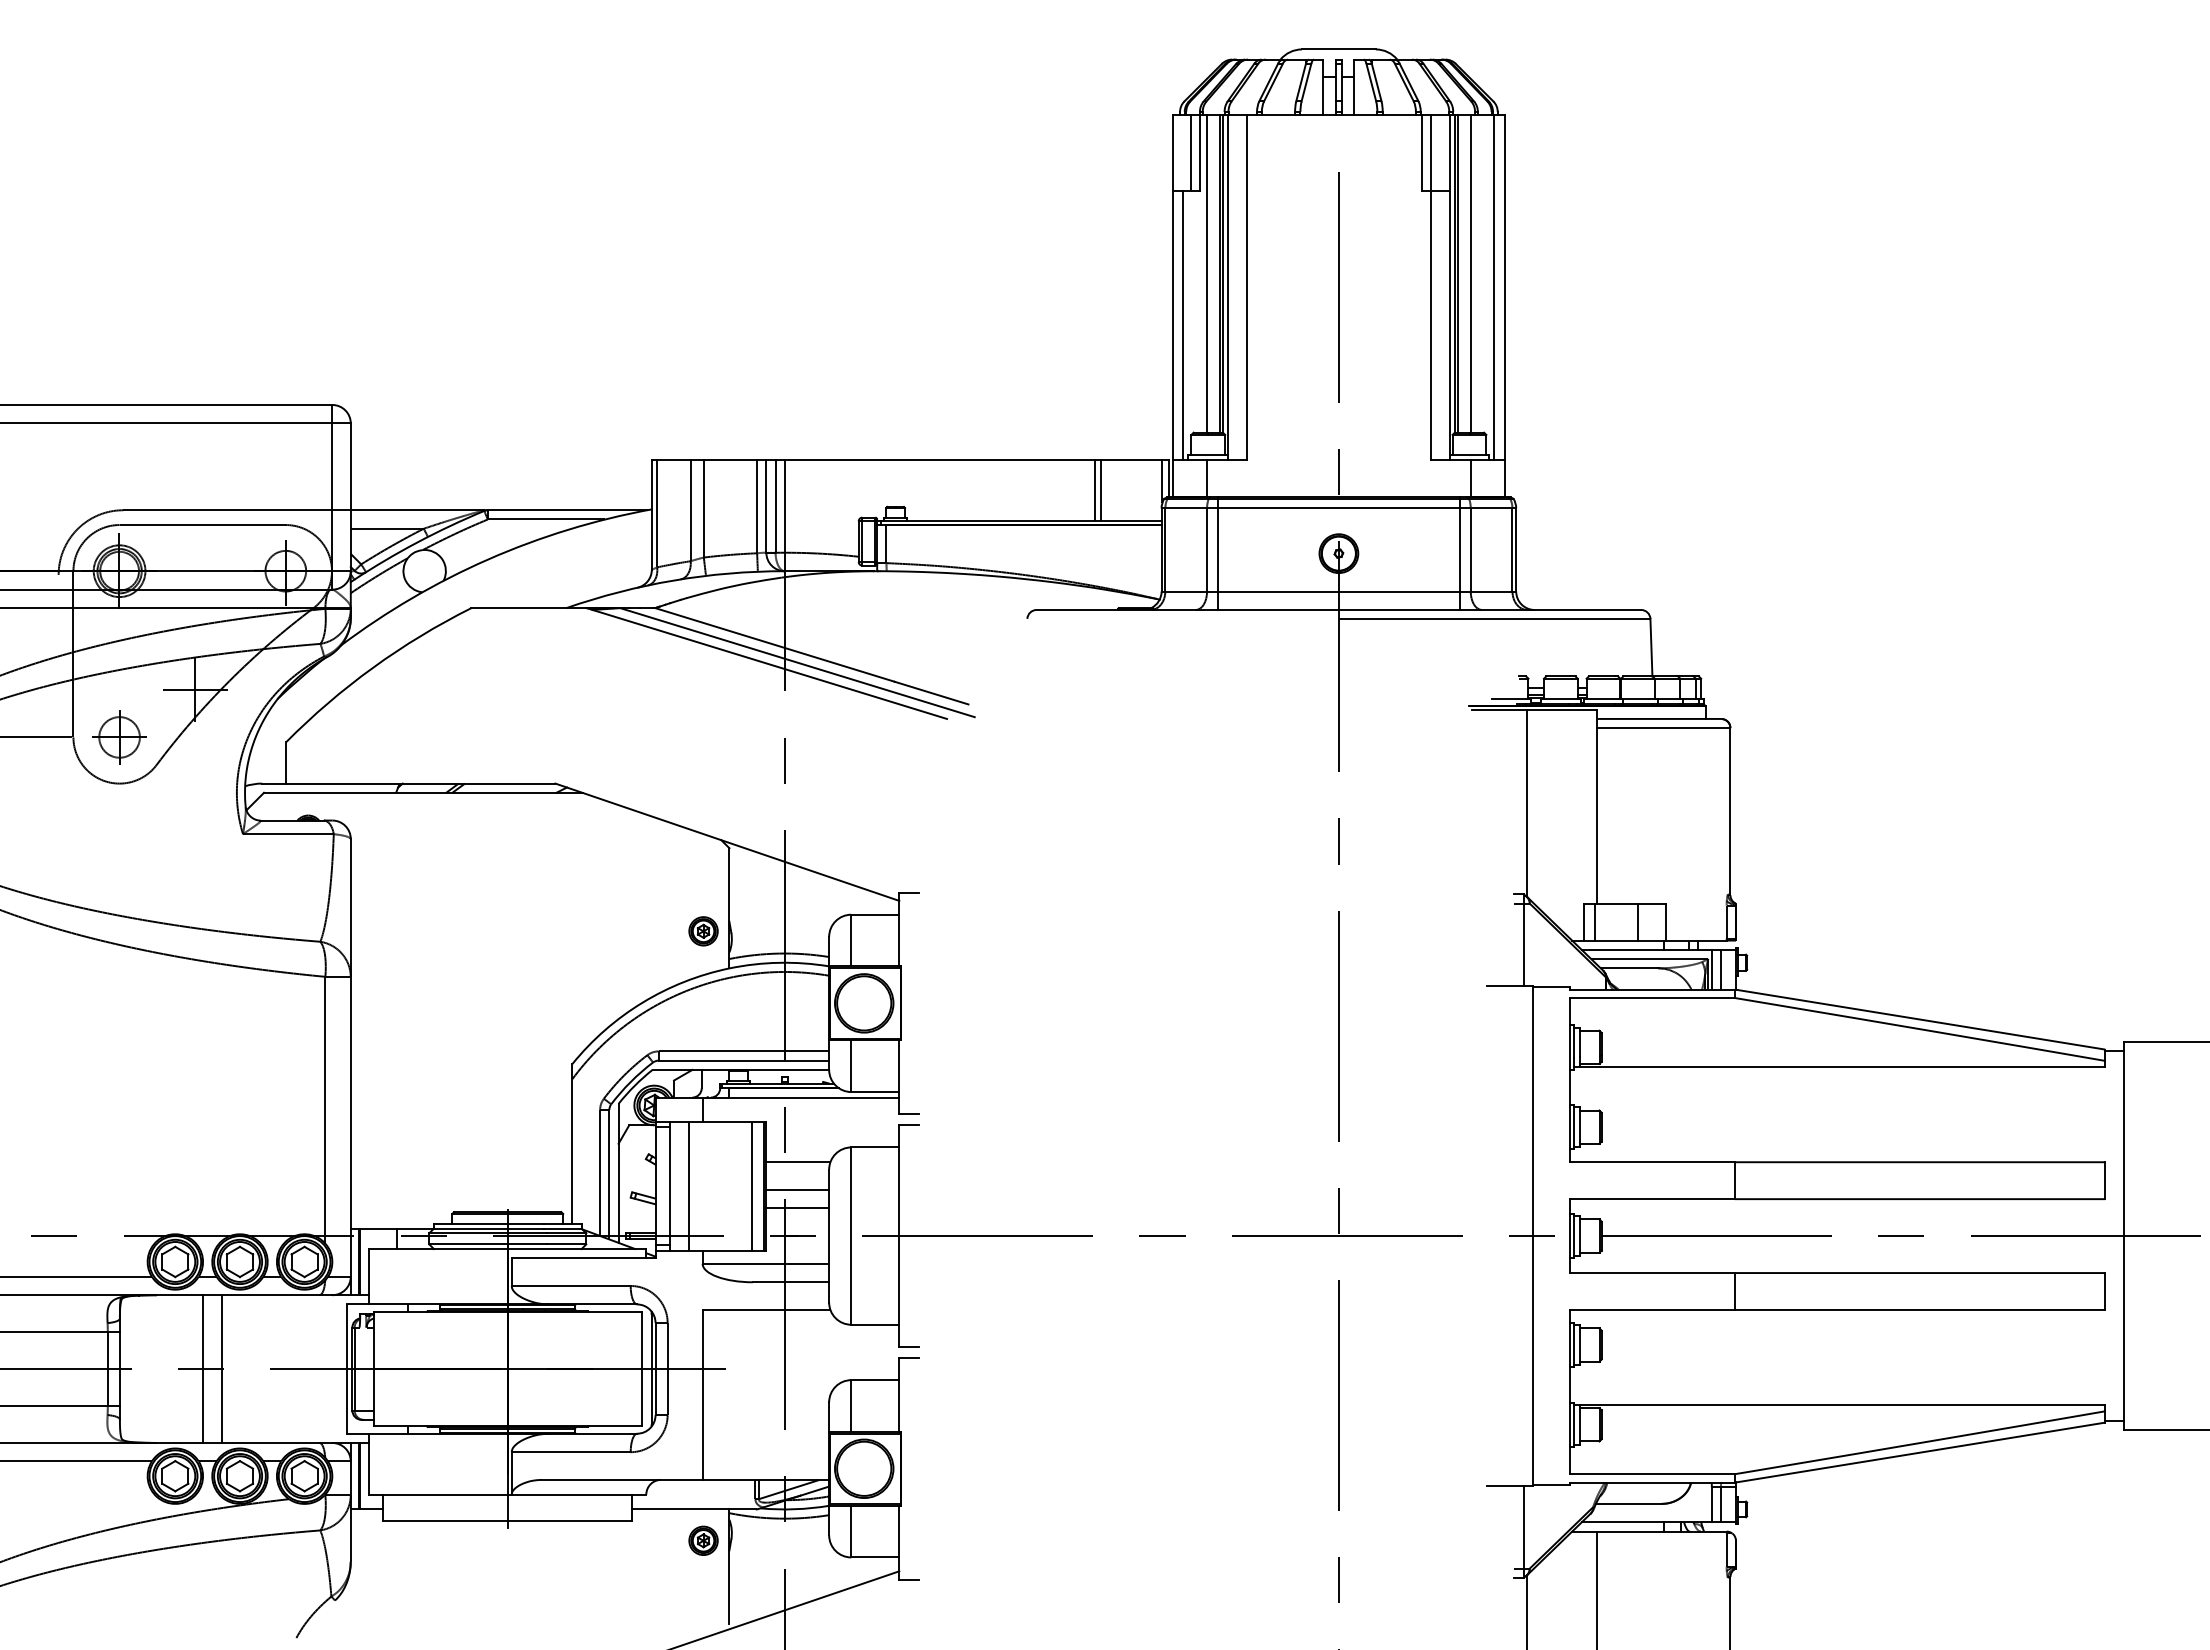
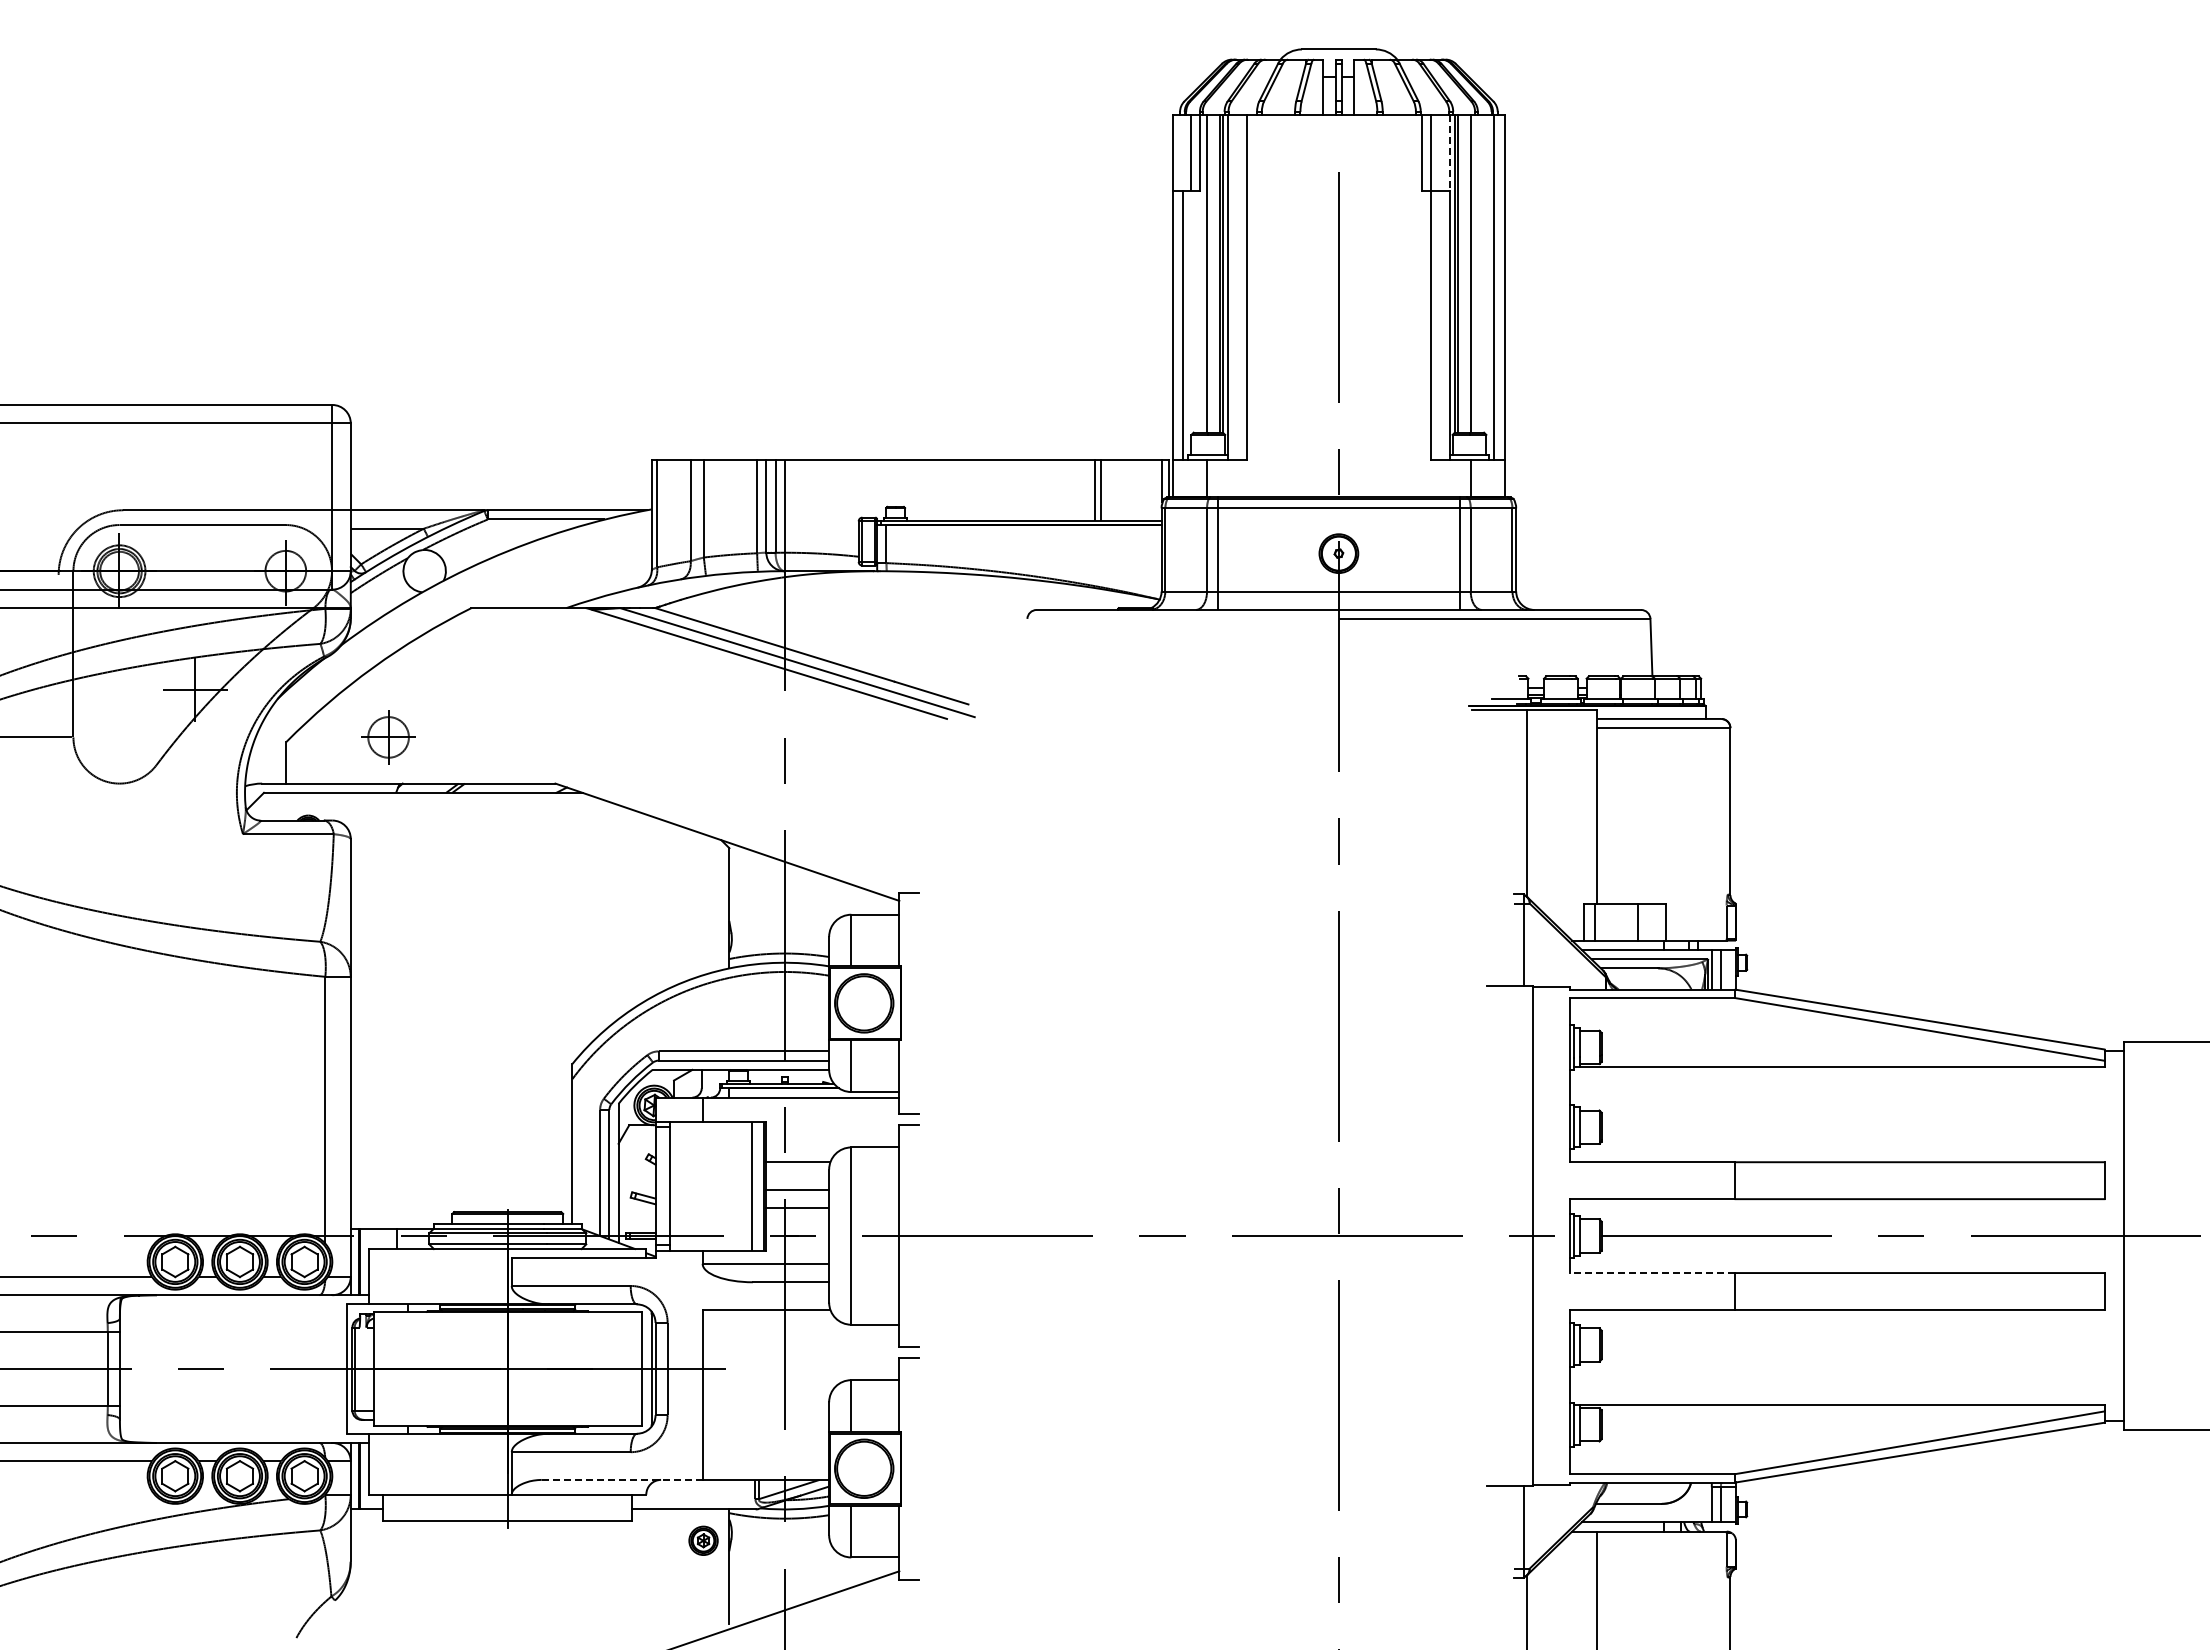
line: solid -> dashed (1449, 152)
part position: (119, 737) -> (388, 737) (388, 737)
part: present -> none (703, 931)
line: present -> none (688, 1185)
line: solid -> dashed (1651, 1273)
line: present -> none (203, 1368)
line: present -> none (221, 1368)
line: solid -> dashed (621, 1479)
